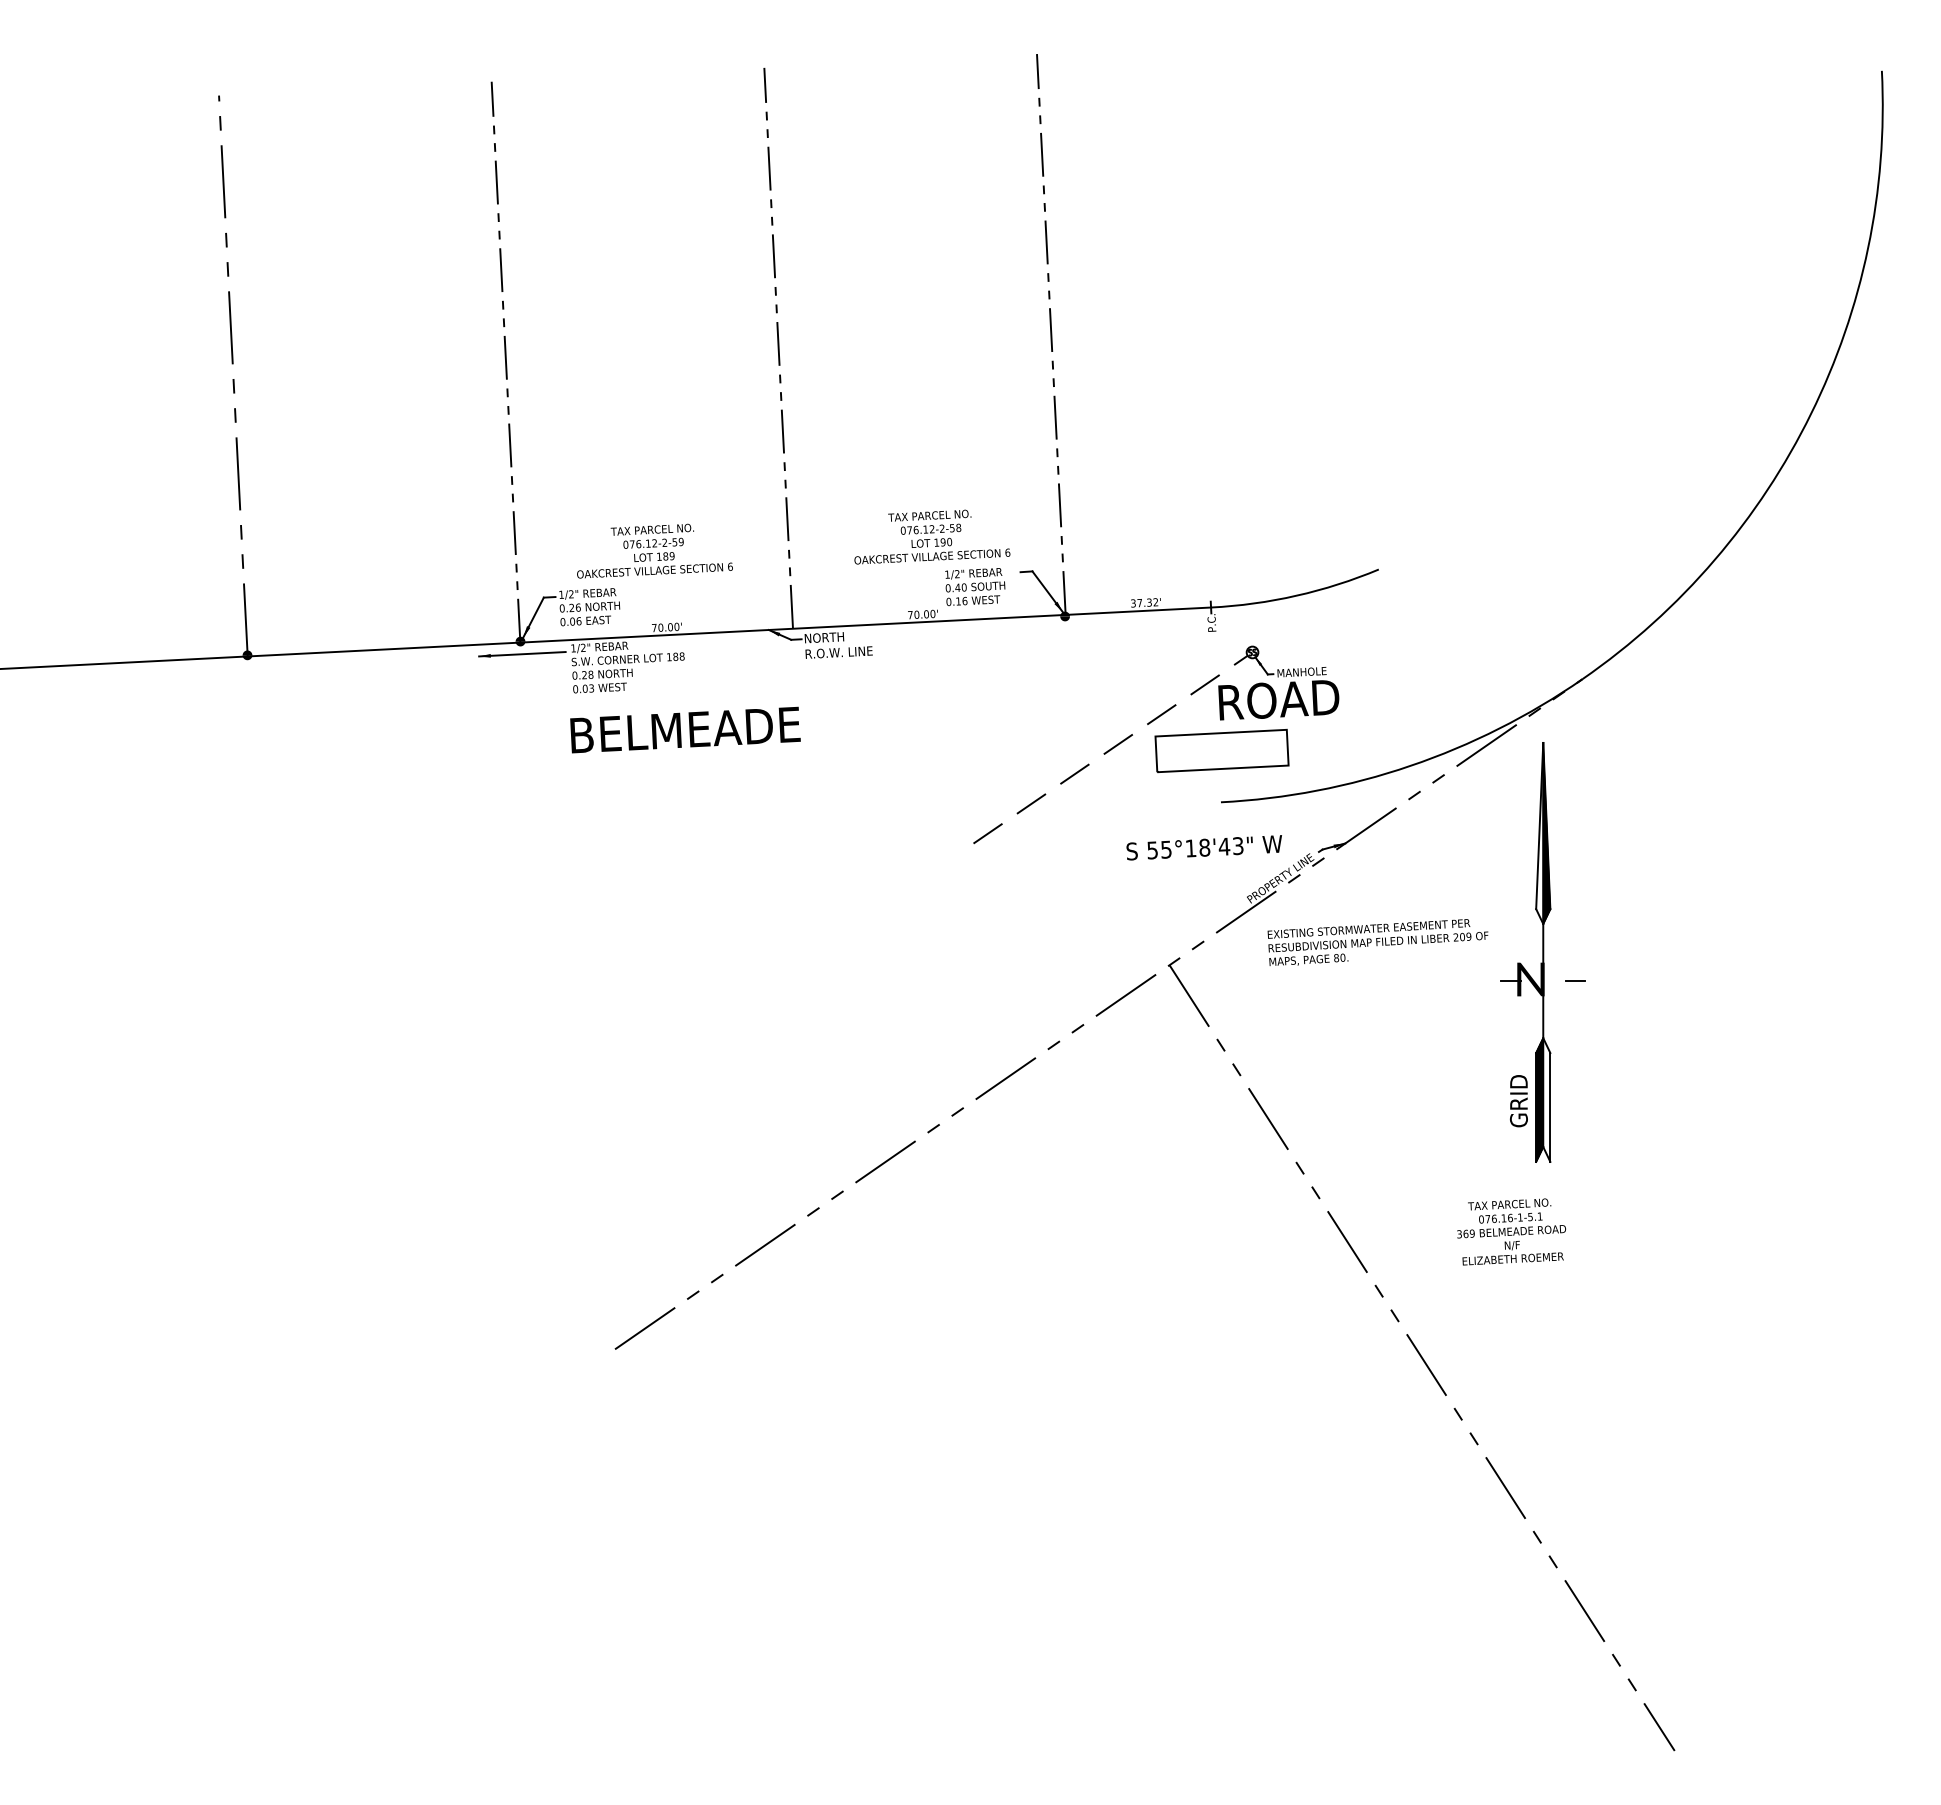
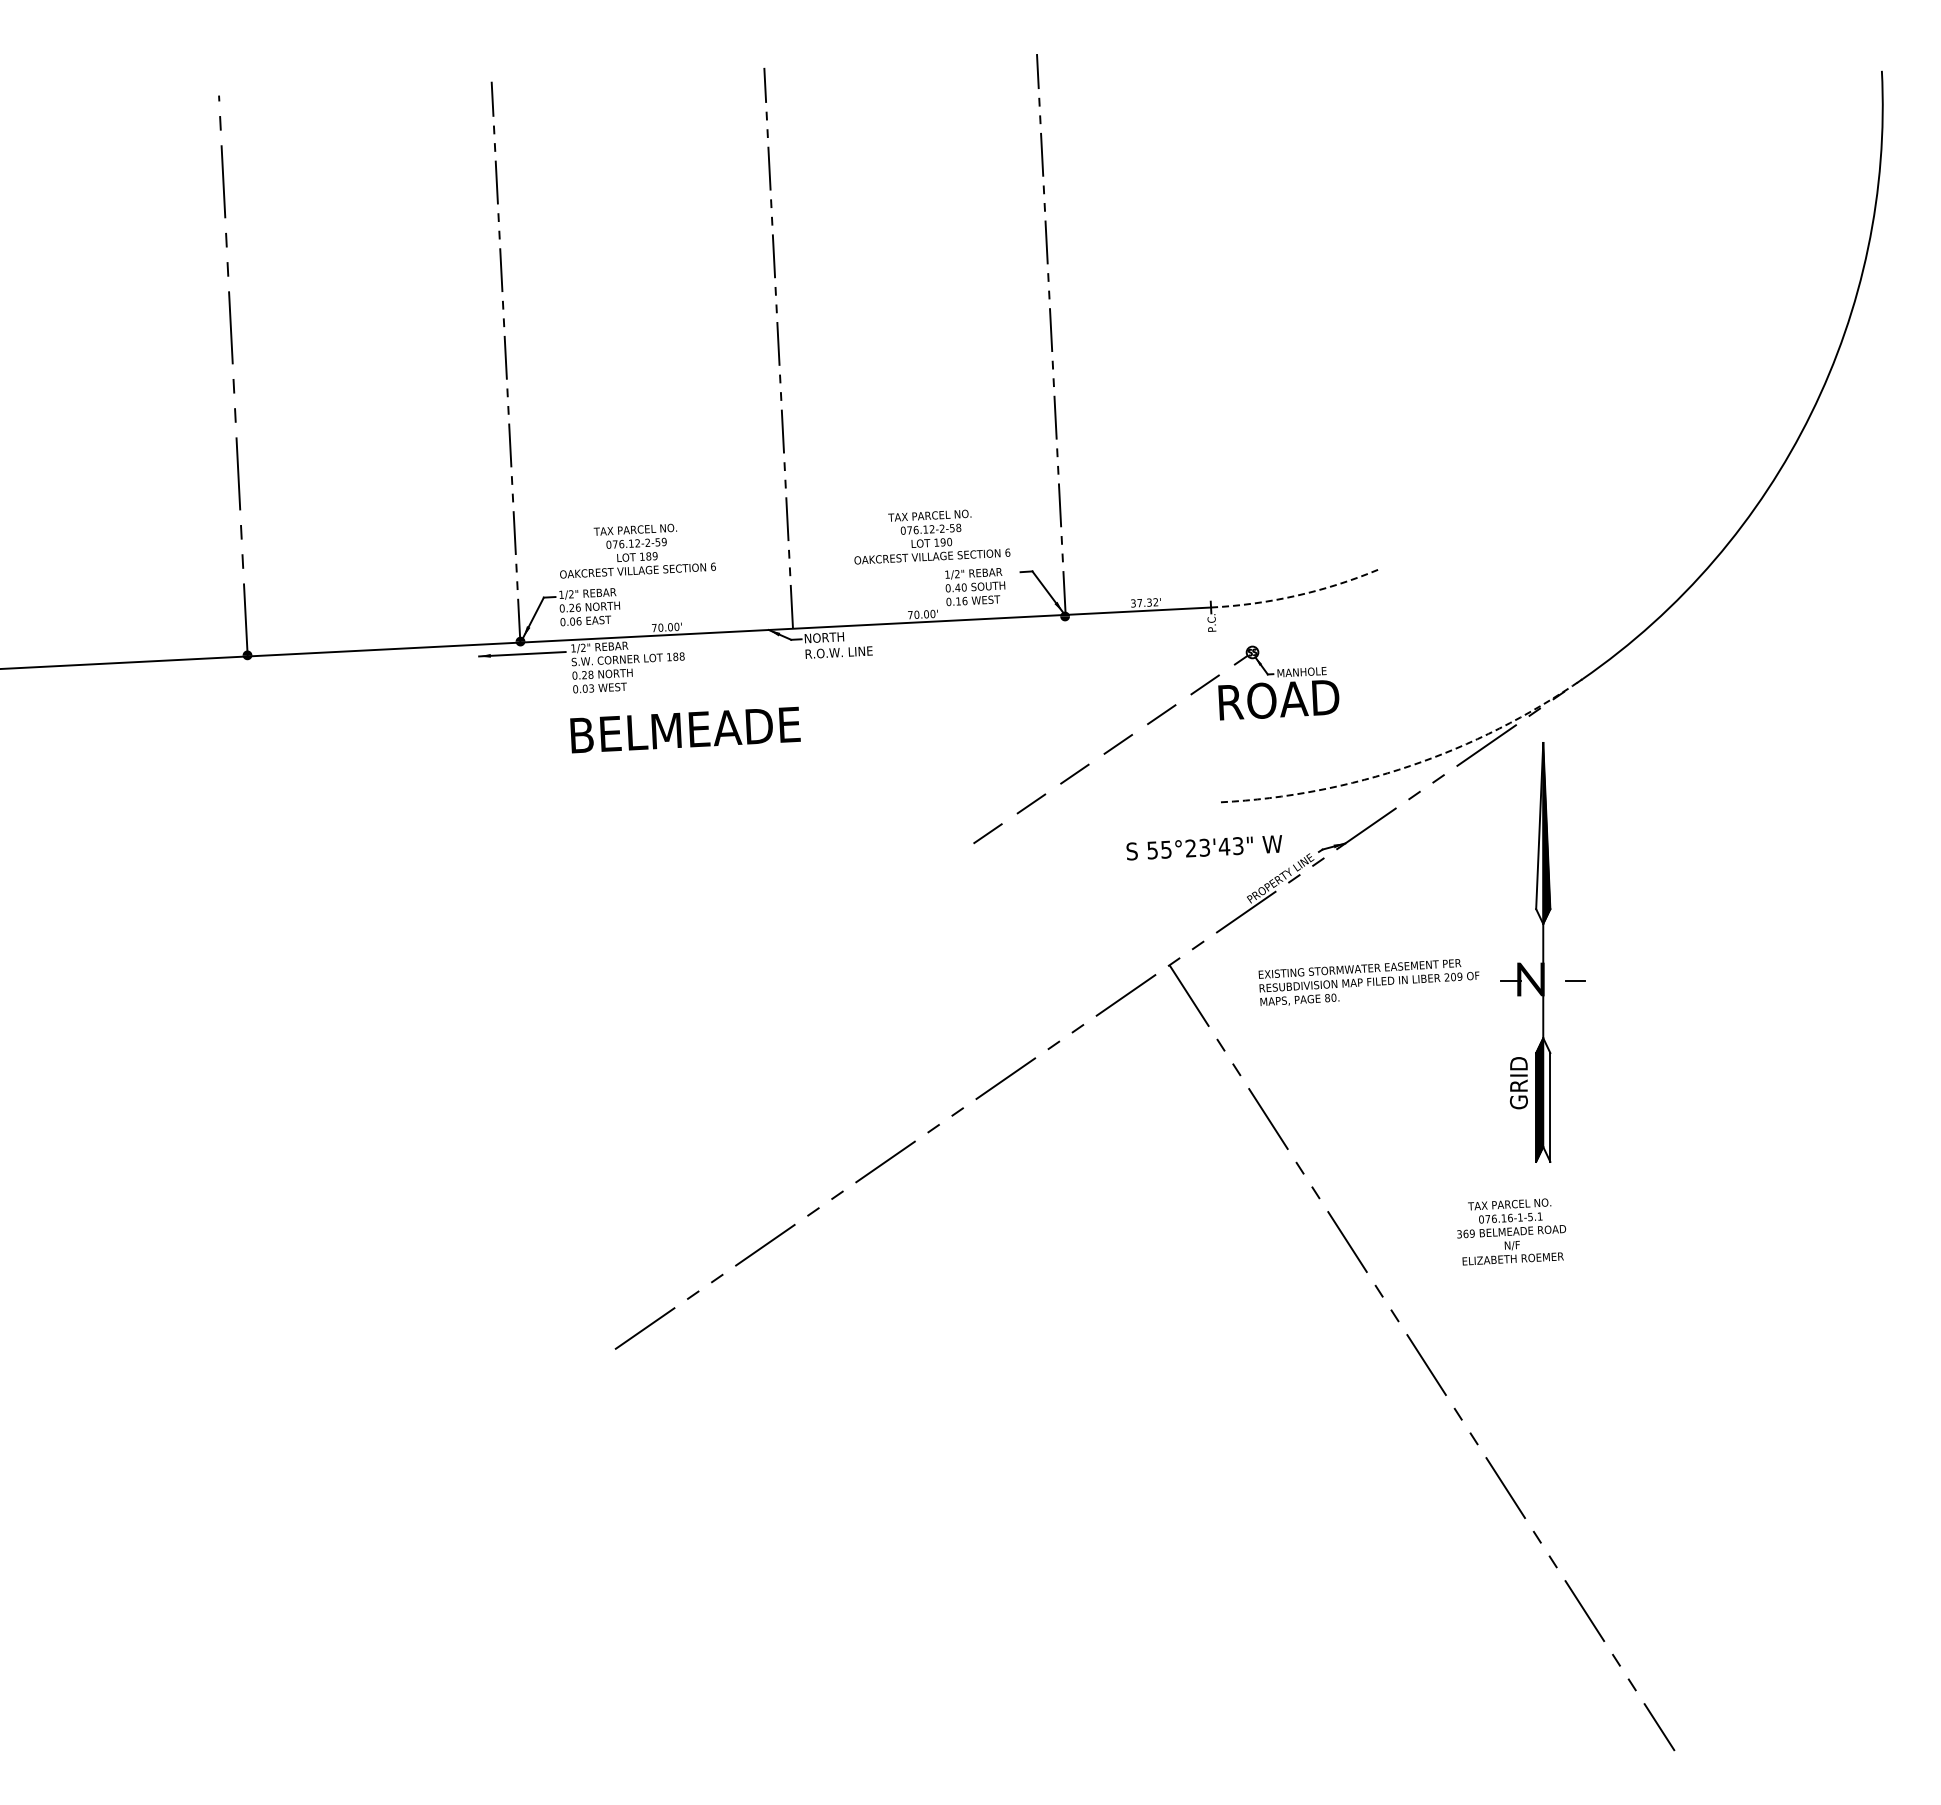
text position: (654, 550) -> (637, 550) (637, 550)
line: solid -> dashed (1296, 595)
part: present -> none (1221, 751)
line: solid -> dashed (1410, 765)
text: 55°18'43" -> 55°23'43" (1197, 847)
text position: (1377, 942) -> (1368, 982) (1368, 982)
text position: (1518, 1101) -> (1518, 1083) (1518, 1083)
